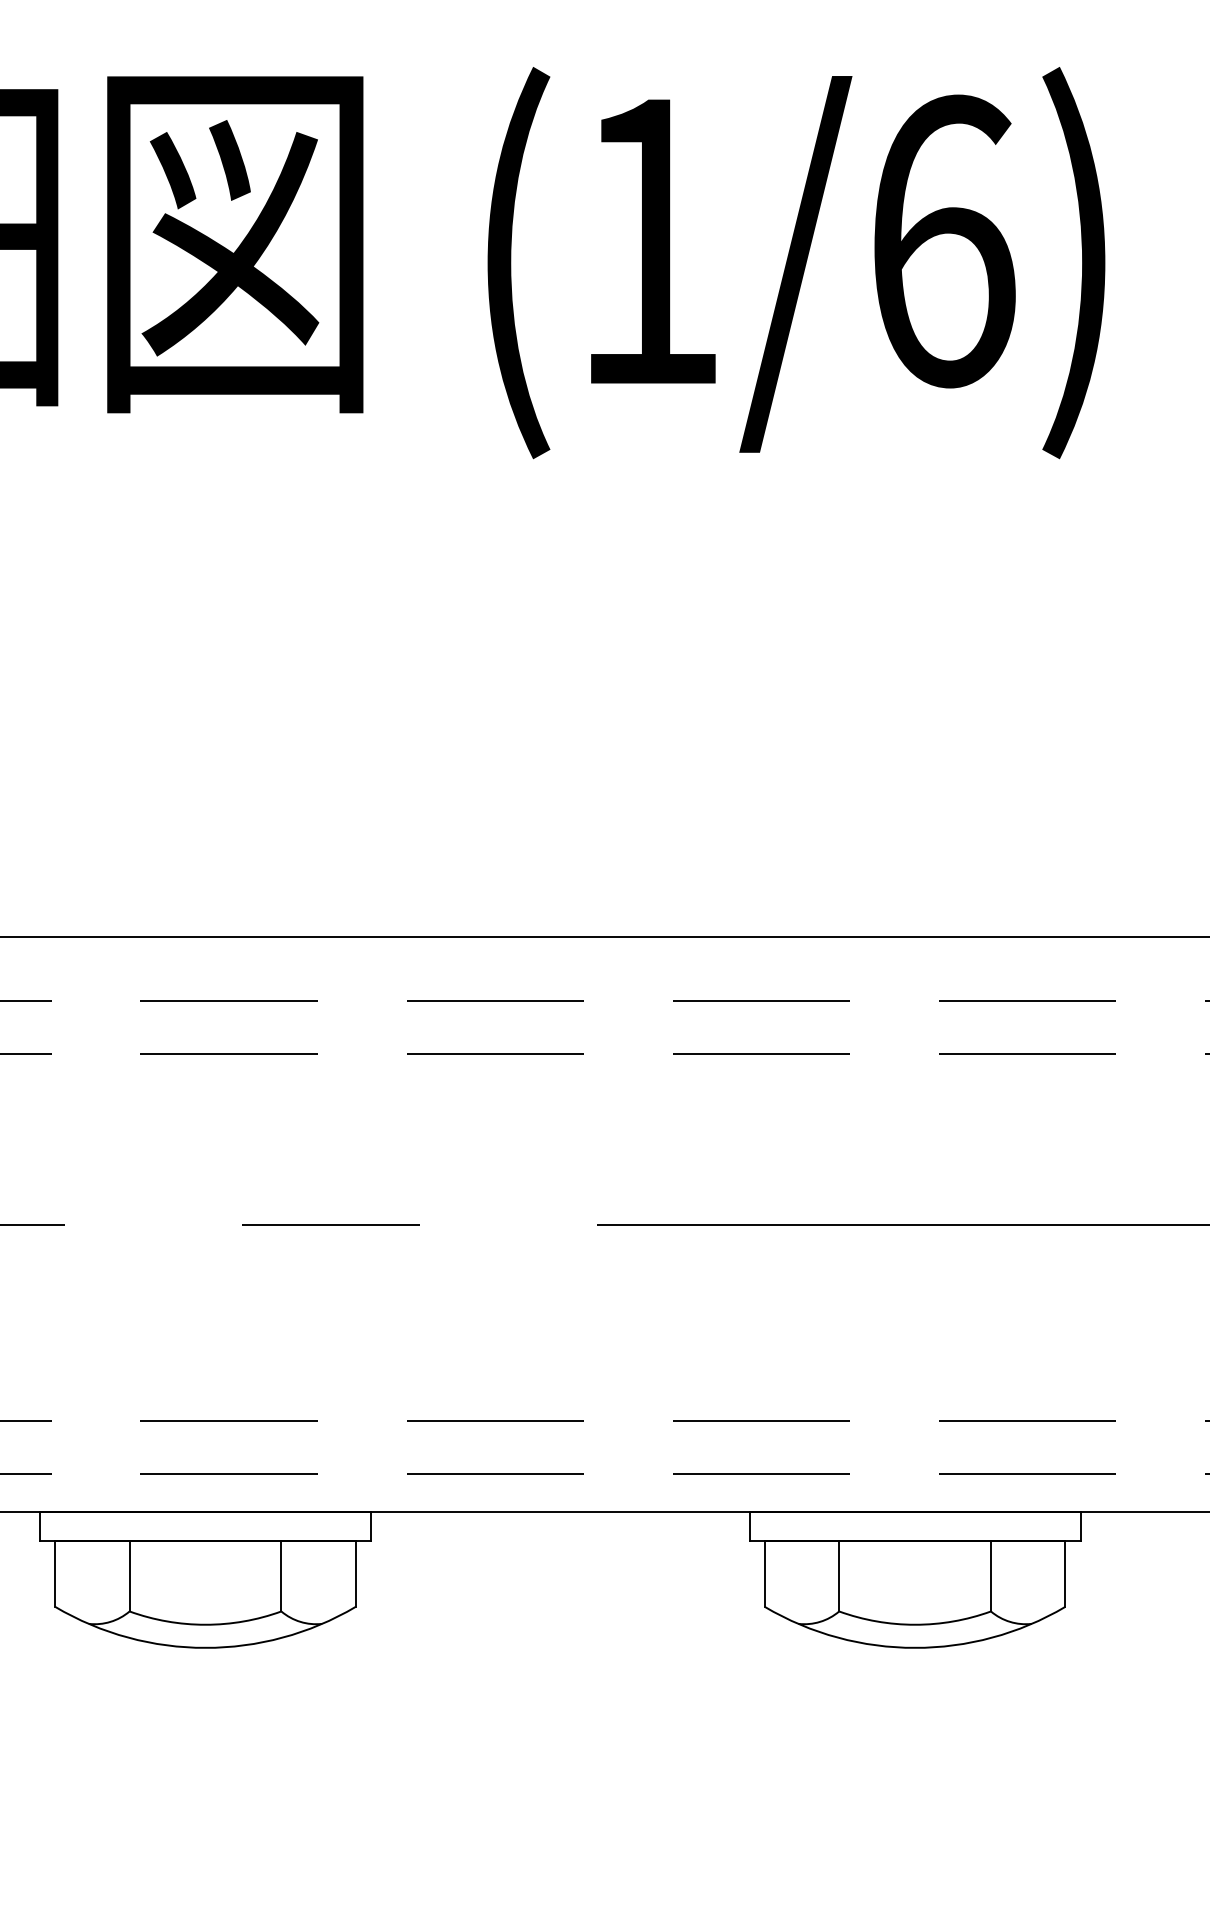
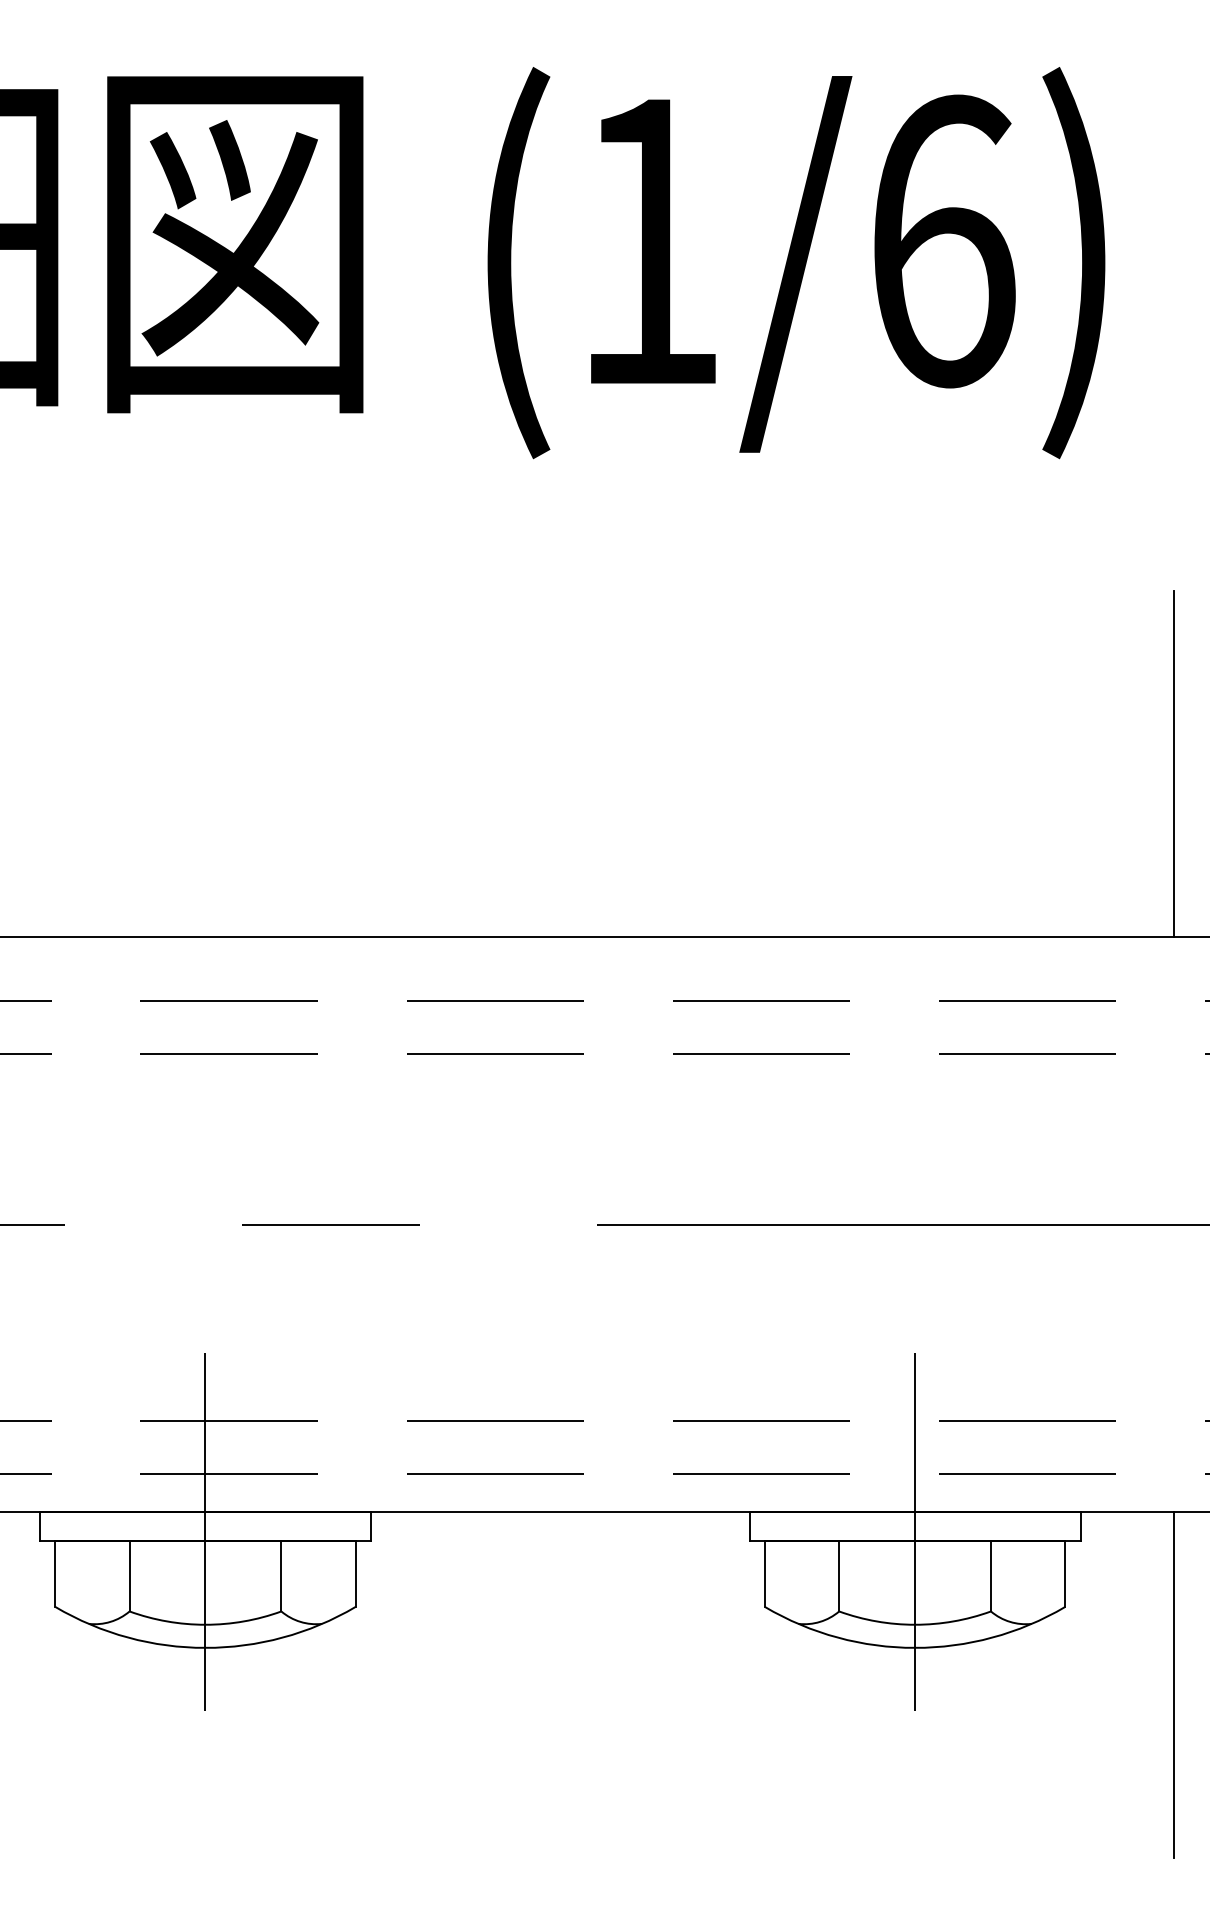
line: none -> present (1173, 764)
line: none -> present (205, 1532)
line: none -> present (915, 1532)
line: none -> present (1173, 1684)
